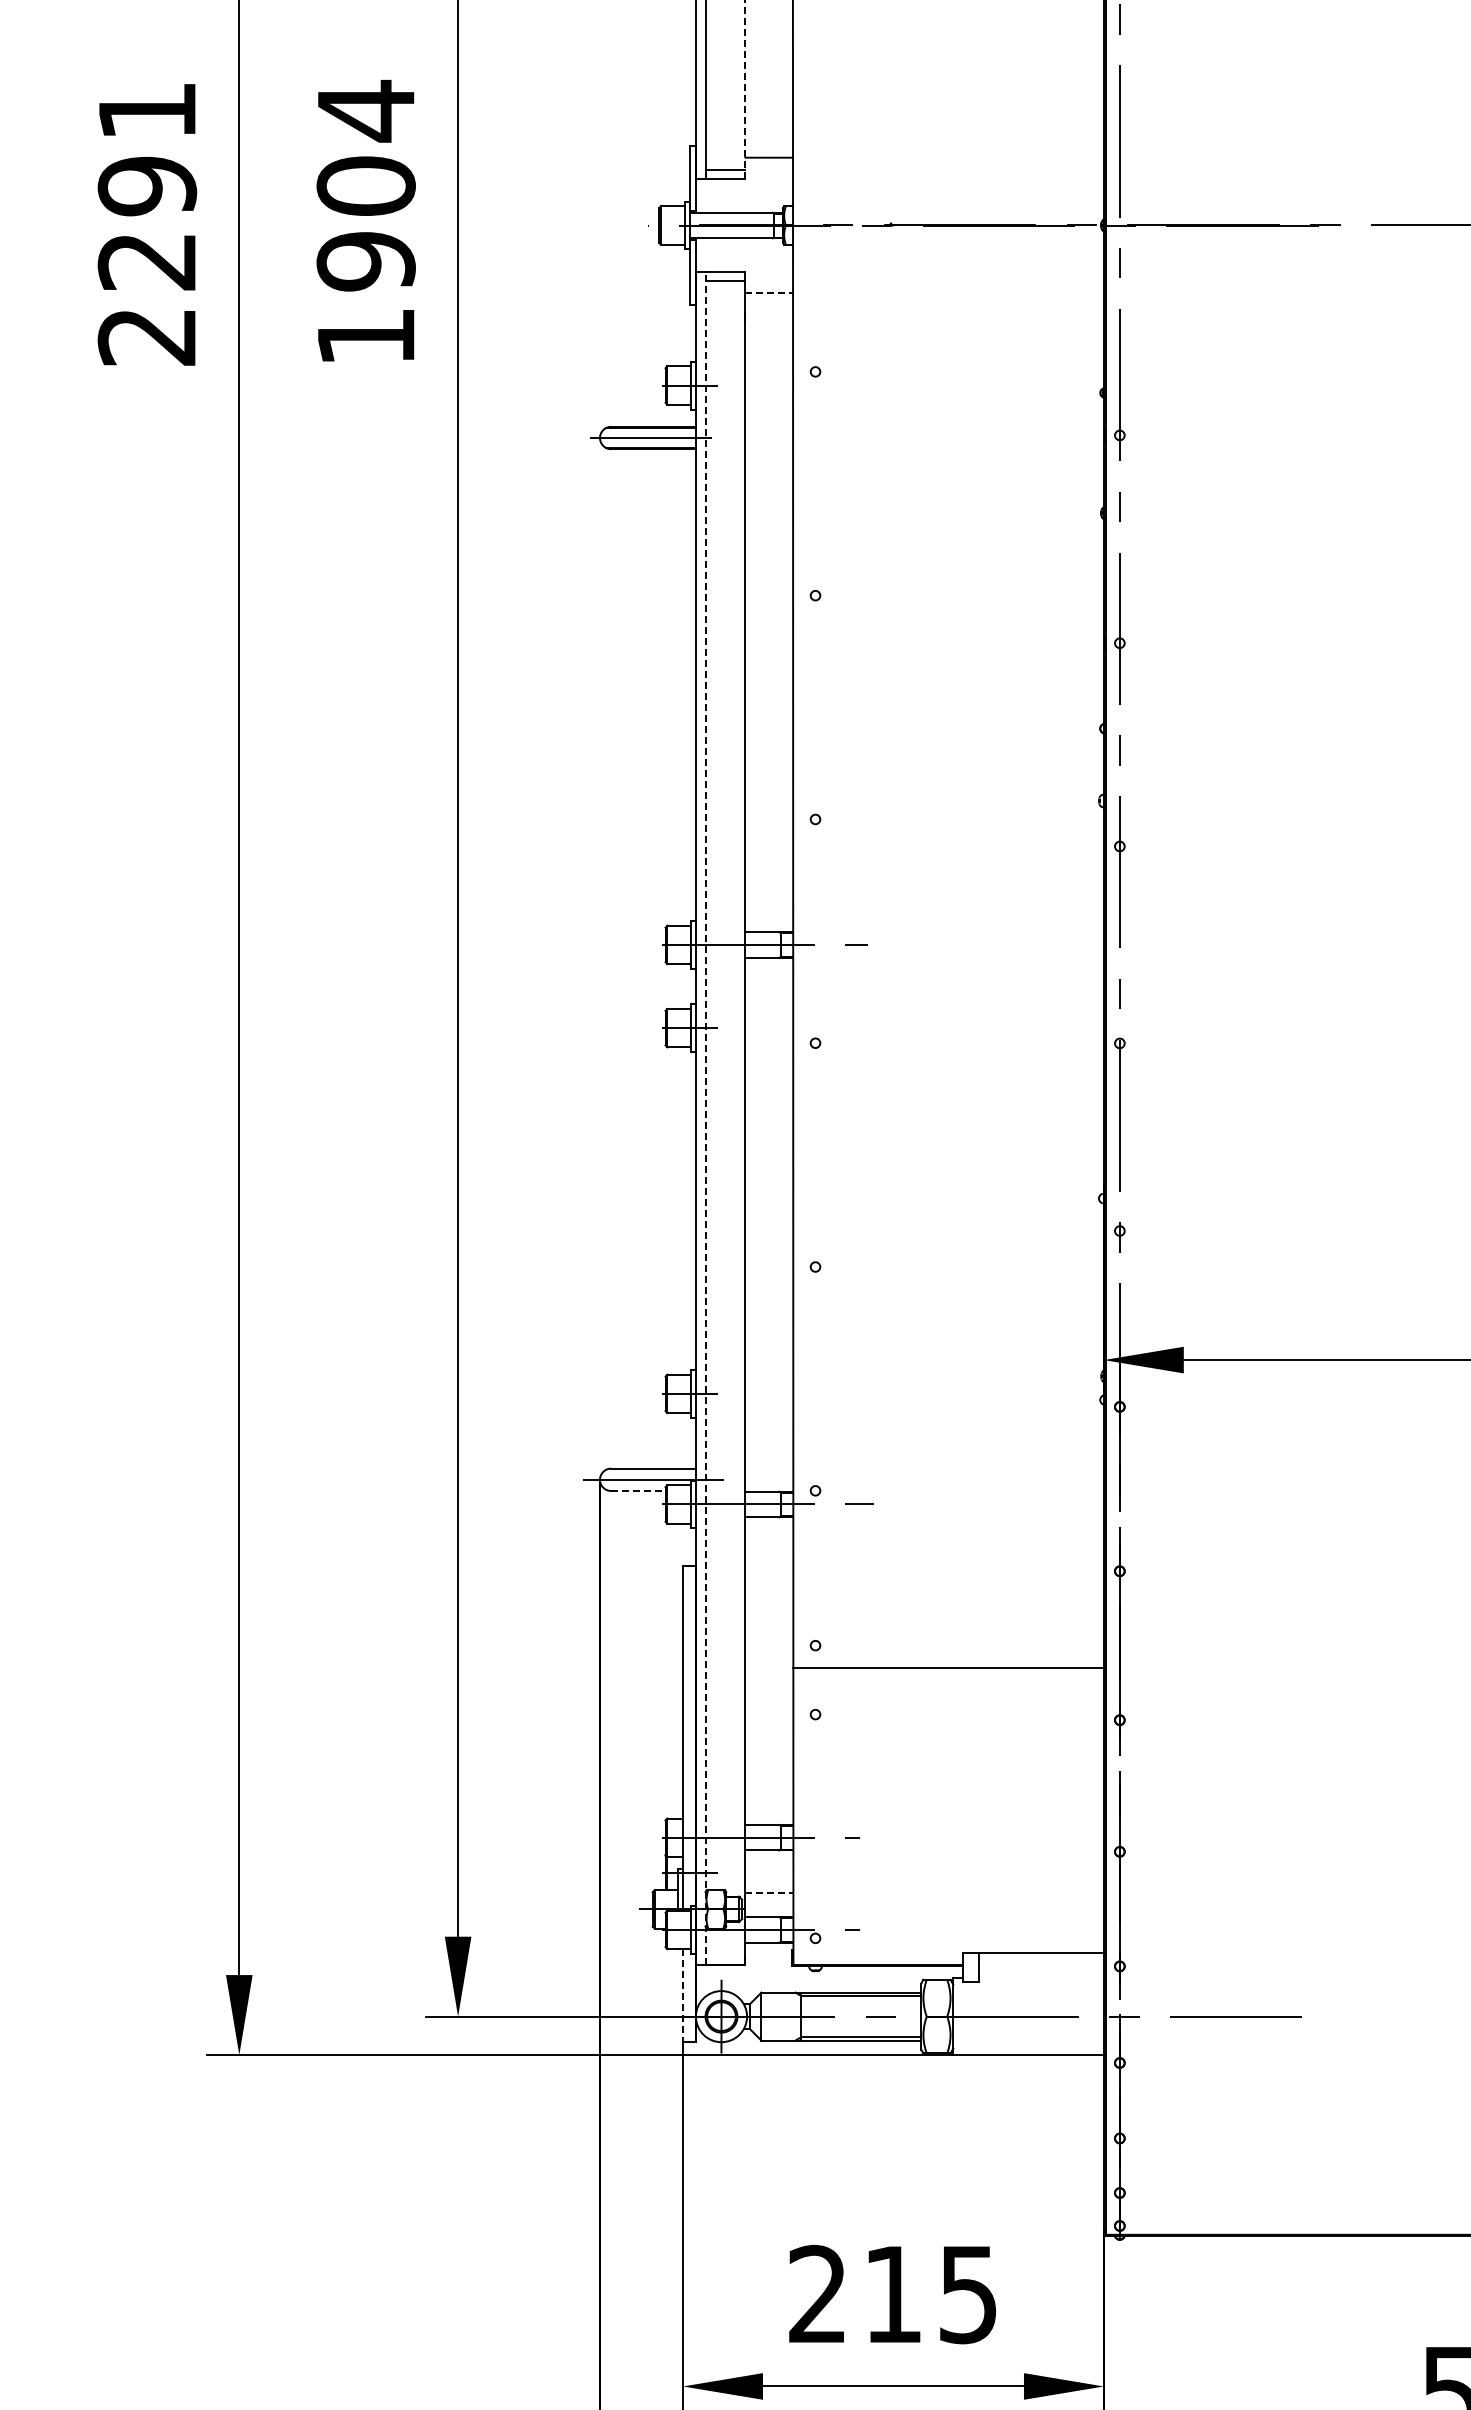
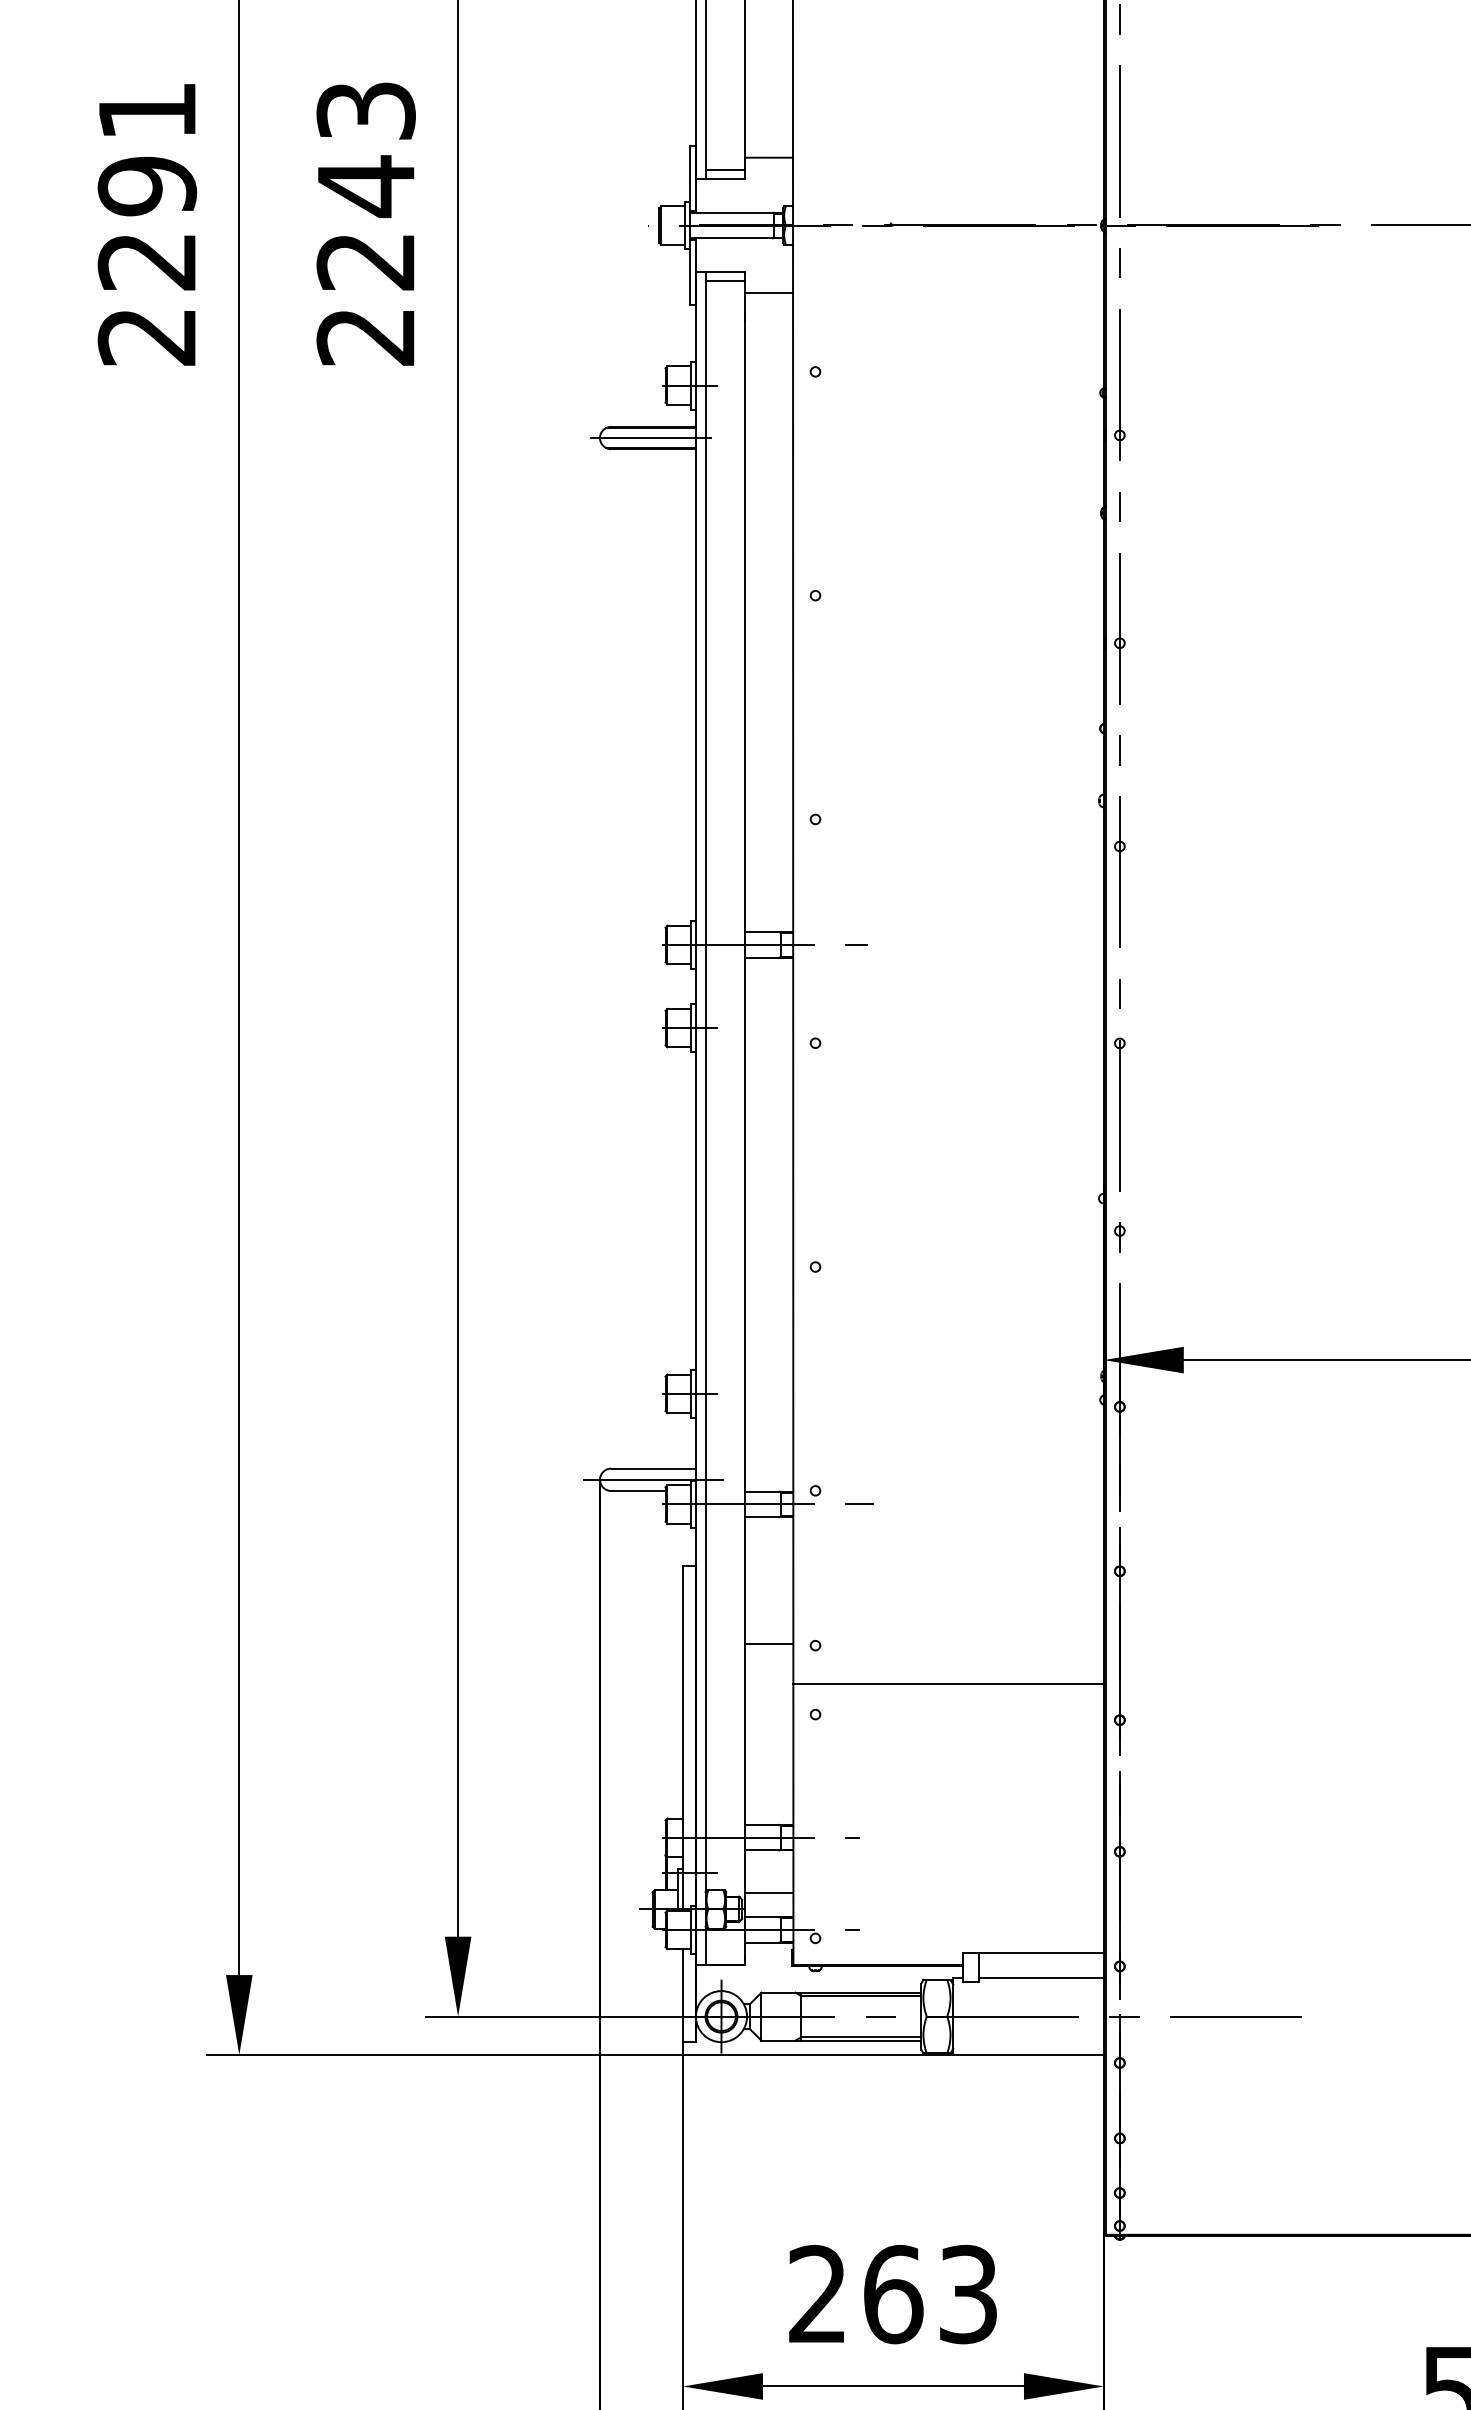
line: dashed -> solid (745, 89)
text: 1904 -> 2243 (365, 222)
line: dashed -> solid (769, 293)
line: dashed -> solid (705, 1117)
line: dashed -> solid (638, 1491)
line: none -> present (769, 1644)
line position: (948, 1667) -> (948, 1683) (948, 1683)
line: dashed -> solid (769, 1892)
line: none -> present (1041, 1978)
line: dashed -> solid (683, 1995)
text: 215 -> 263 (930, 2294)
